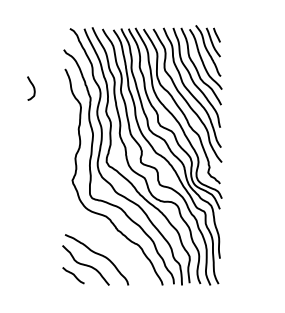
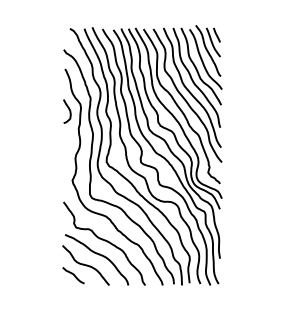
curve position: (33, 88) -> (69, 111) (69, 111)
curve: none -> present (104, 241)
